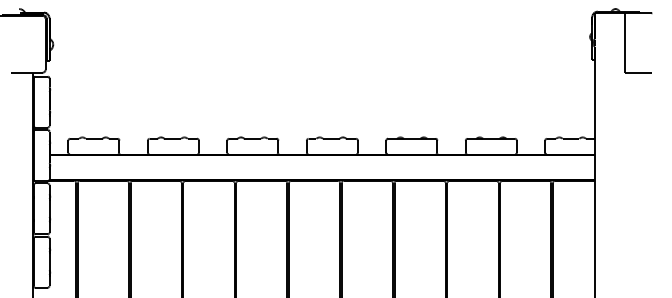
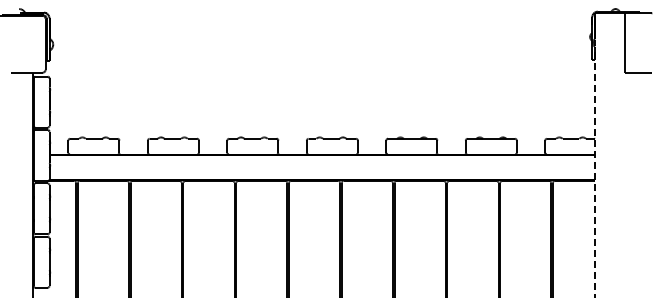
line: solid -> dashed (595, 171)
